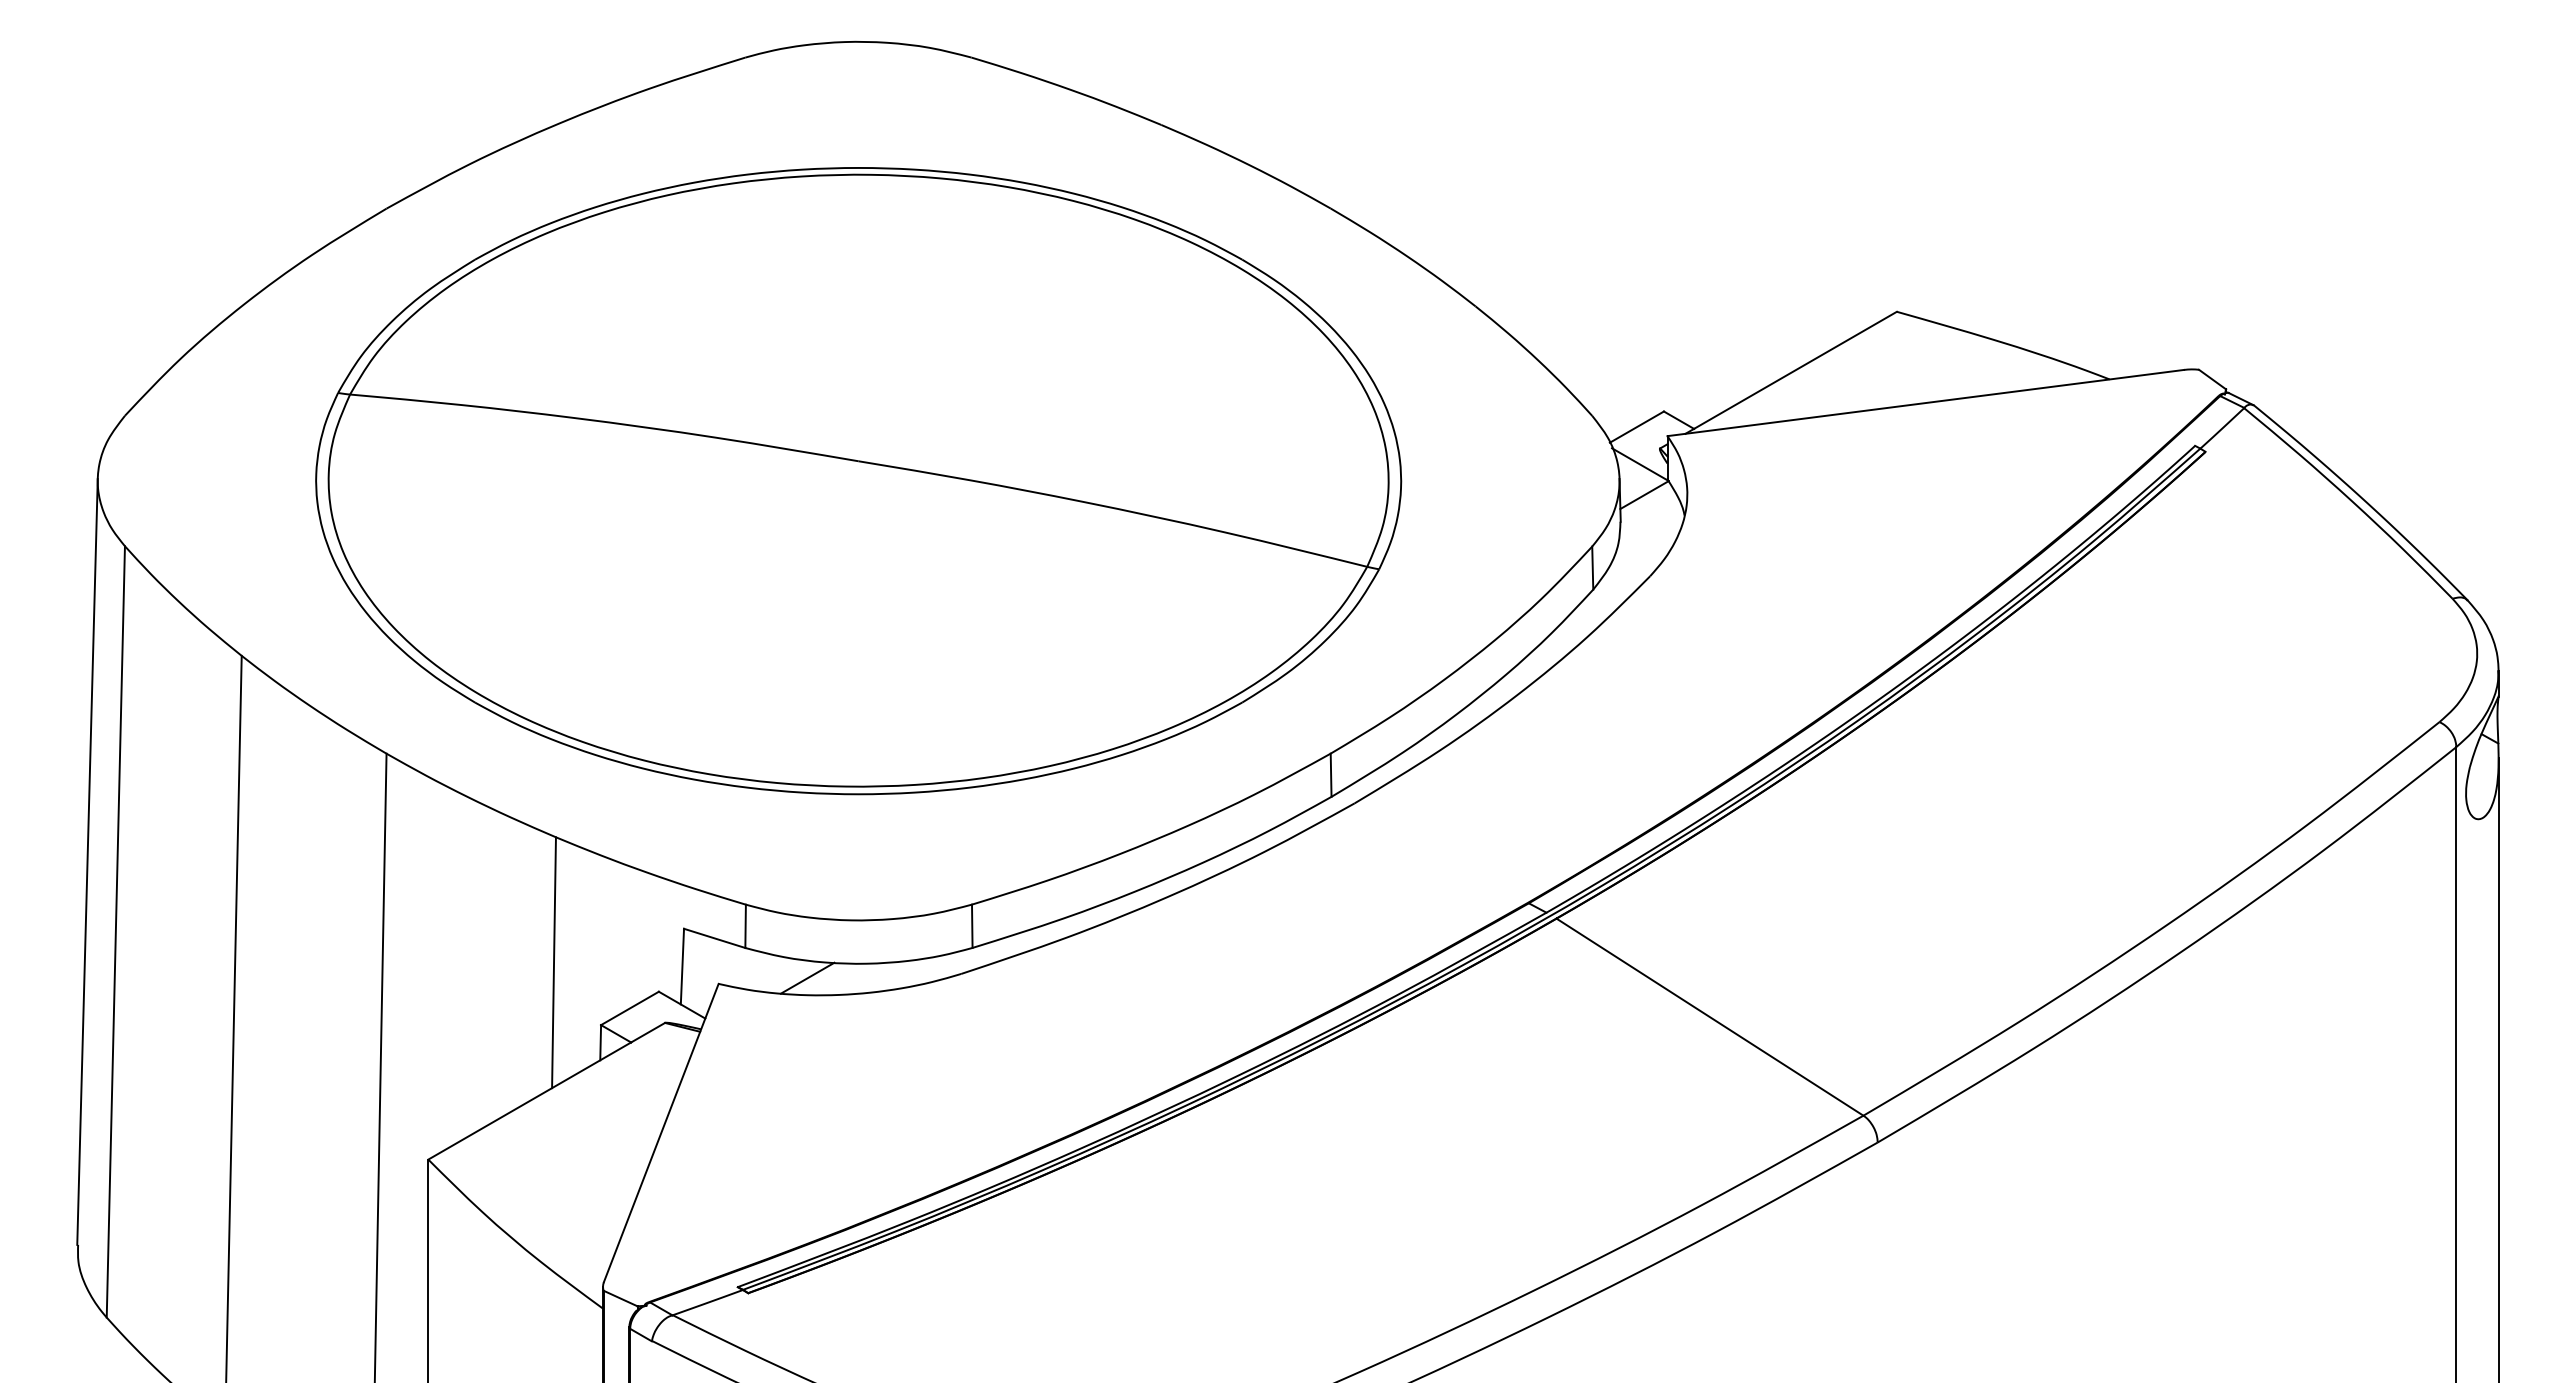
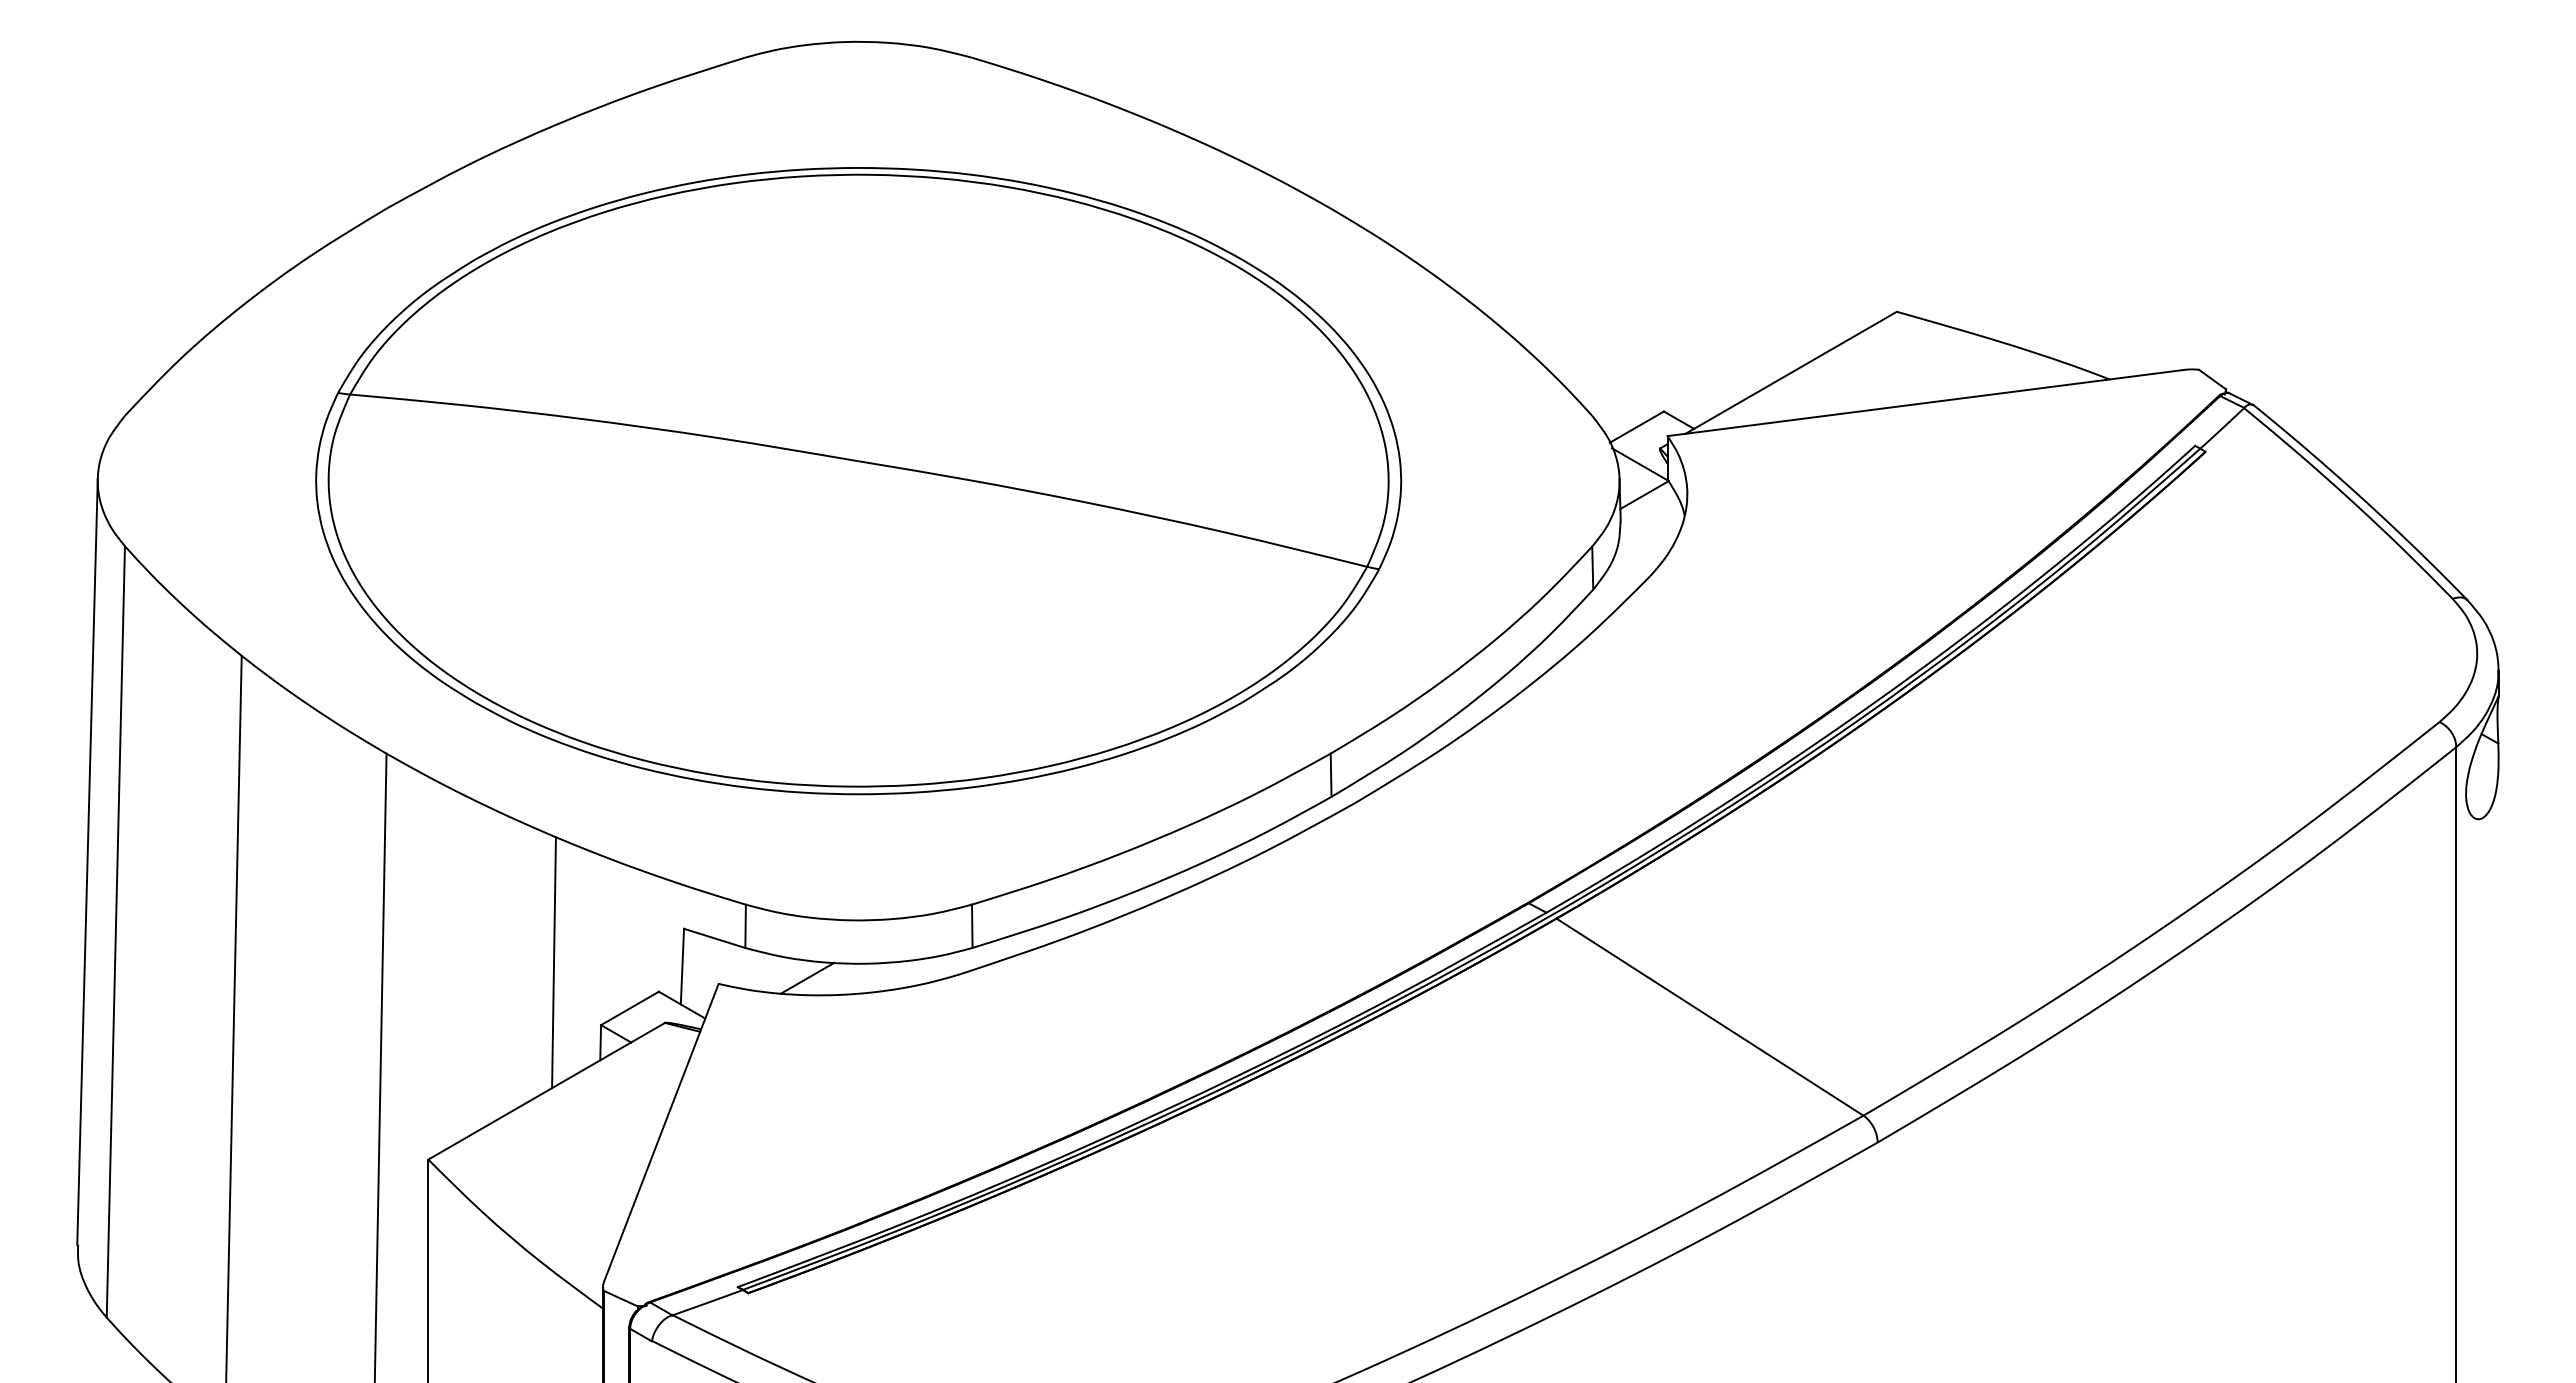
line: present -> none (2498, 1068)
